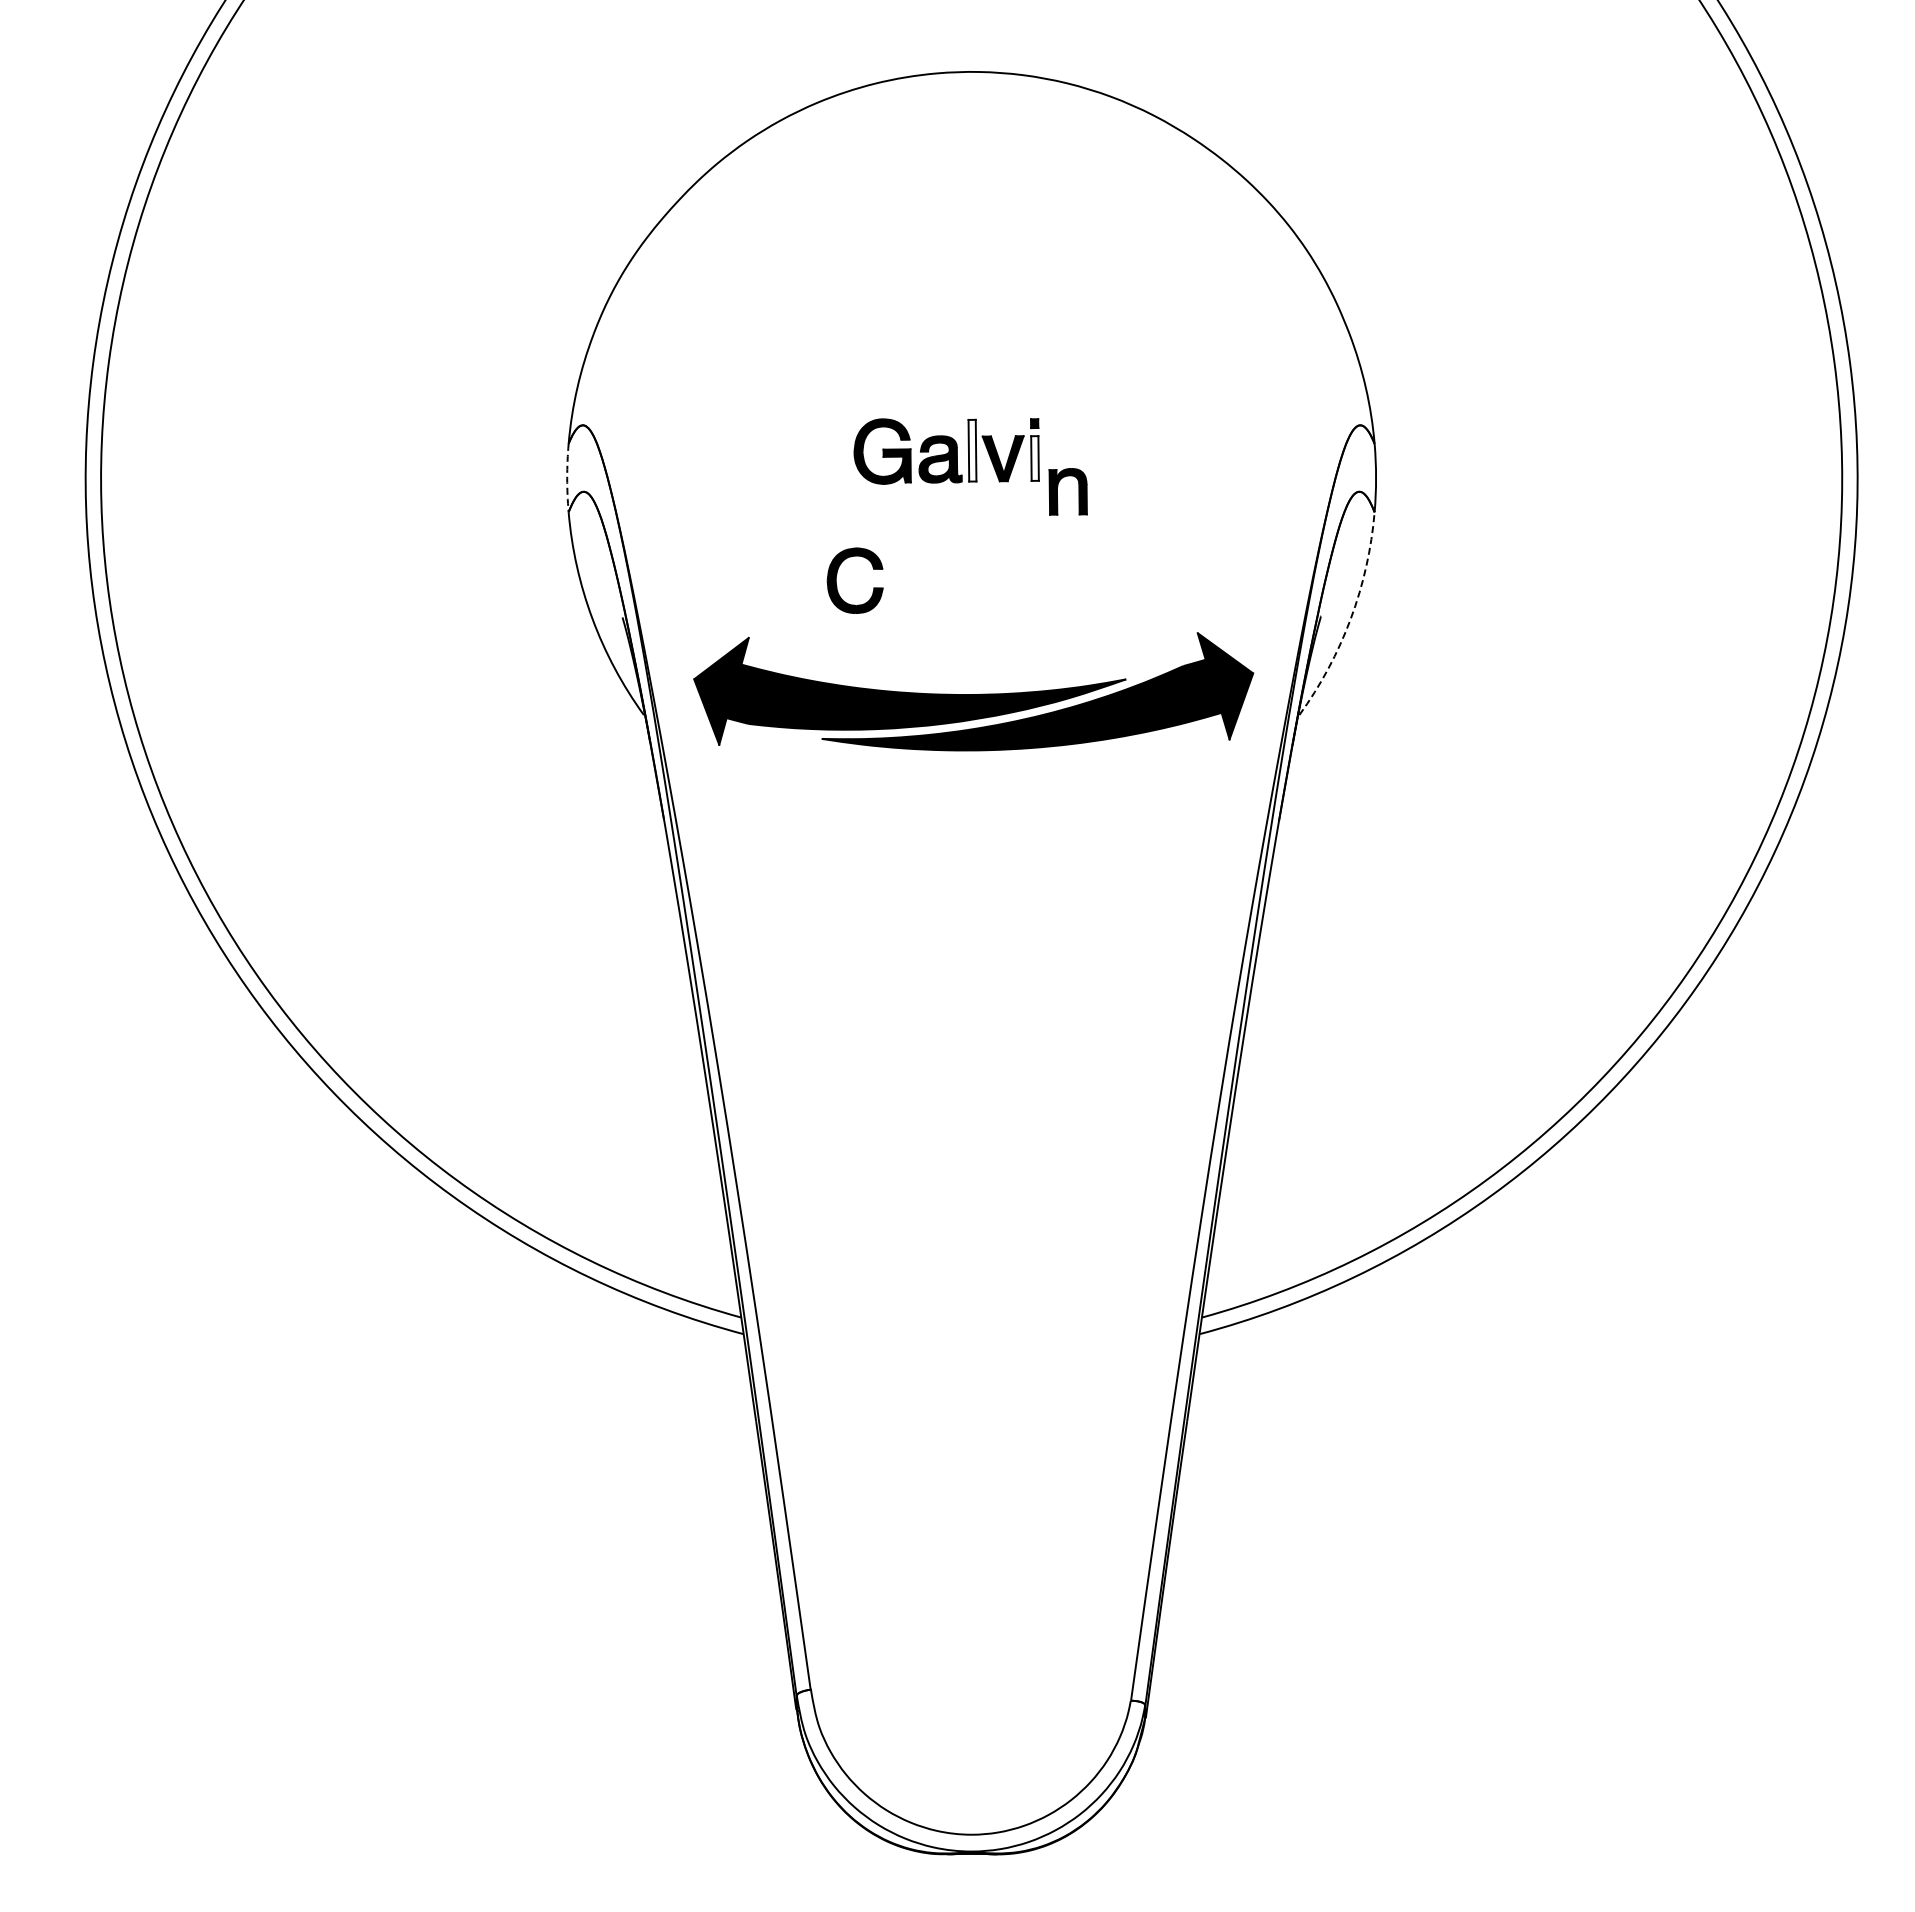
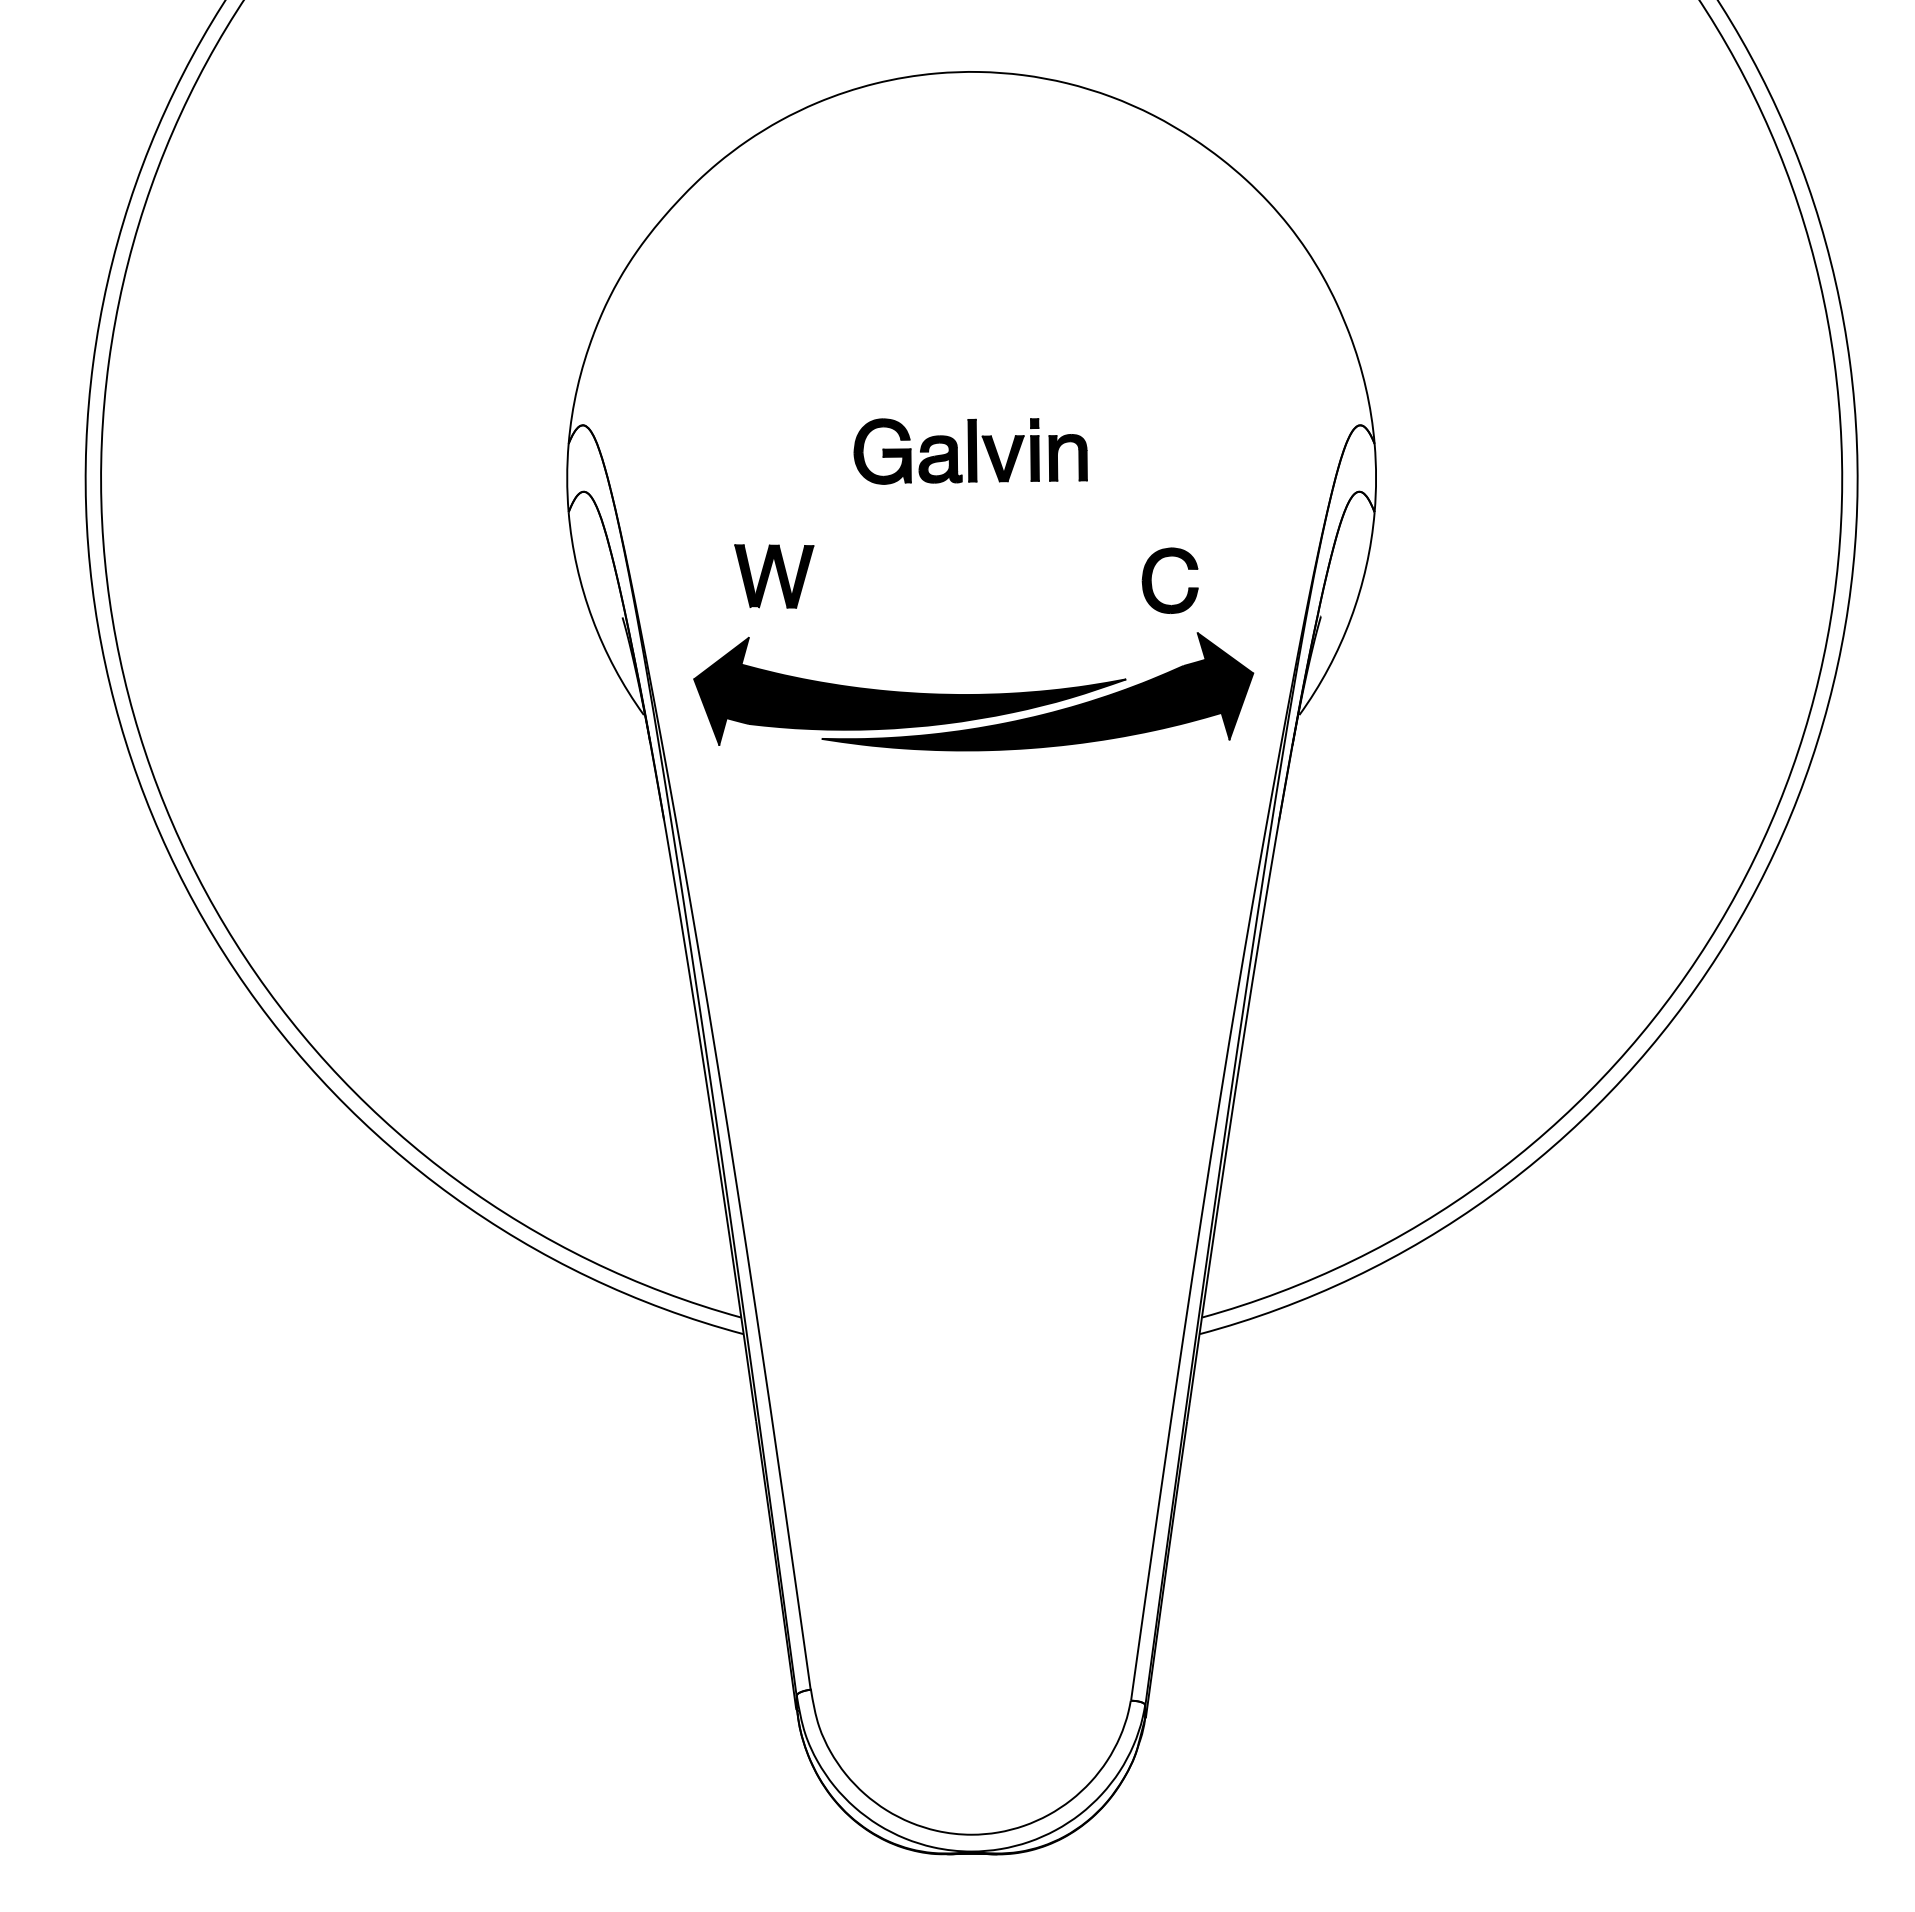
fill: none -> present (972, 450)
fill: none -> present (1034, 458)
arc: dashed -> solid (567, 478)
part position: (1057, 491) -> (1057, 457) (1057, 457)
part: none -> present (774, 576)
part position: (836, 580) -> (1151, 580) (1151, 580)
arc: dashed -> solid (1350, 618)
